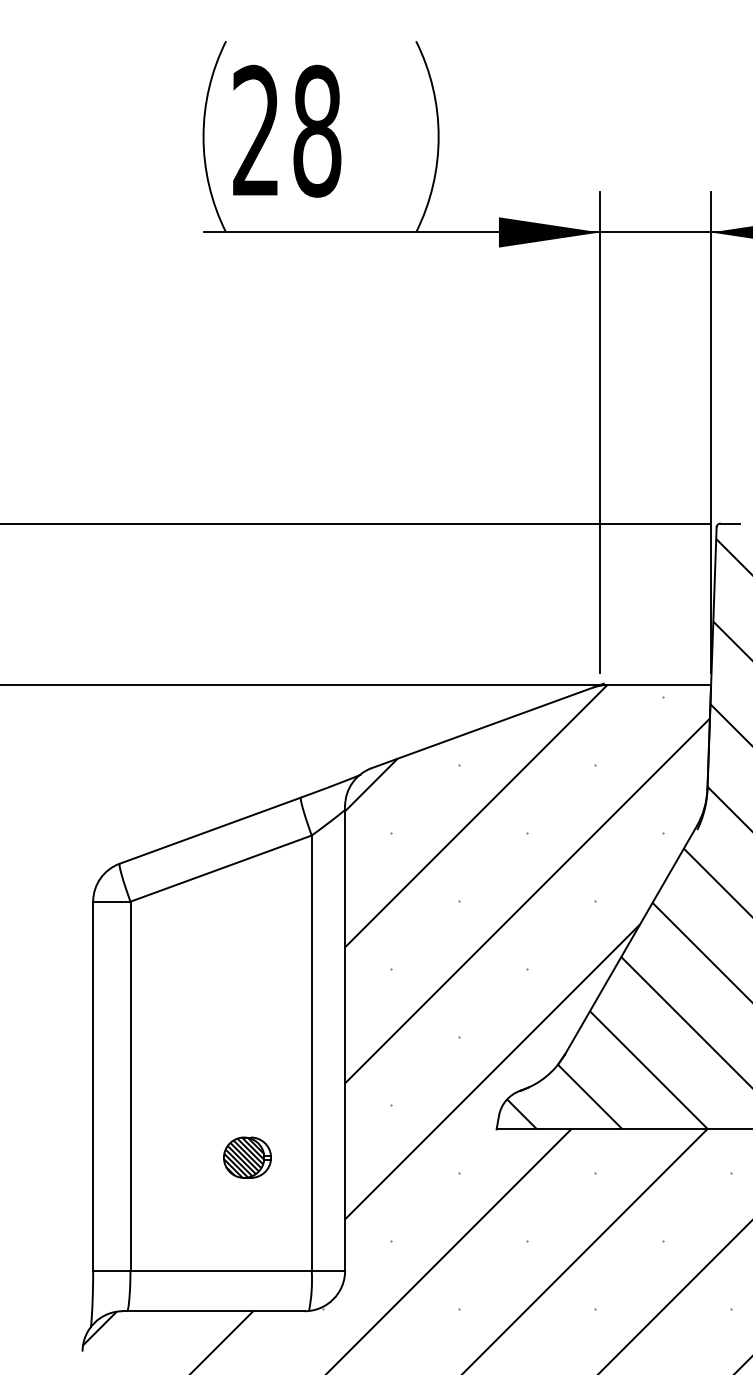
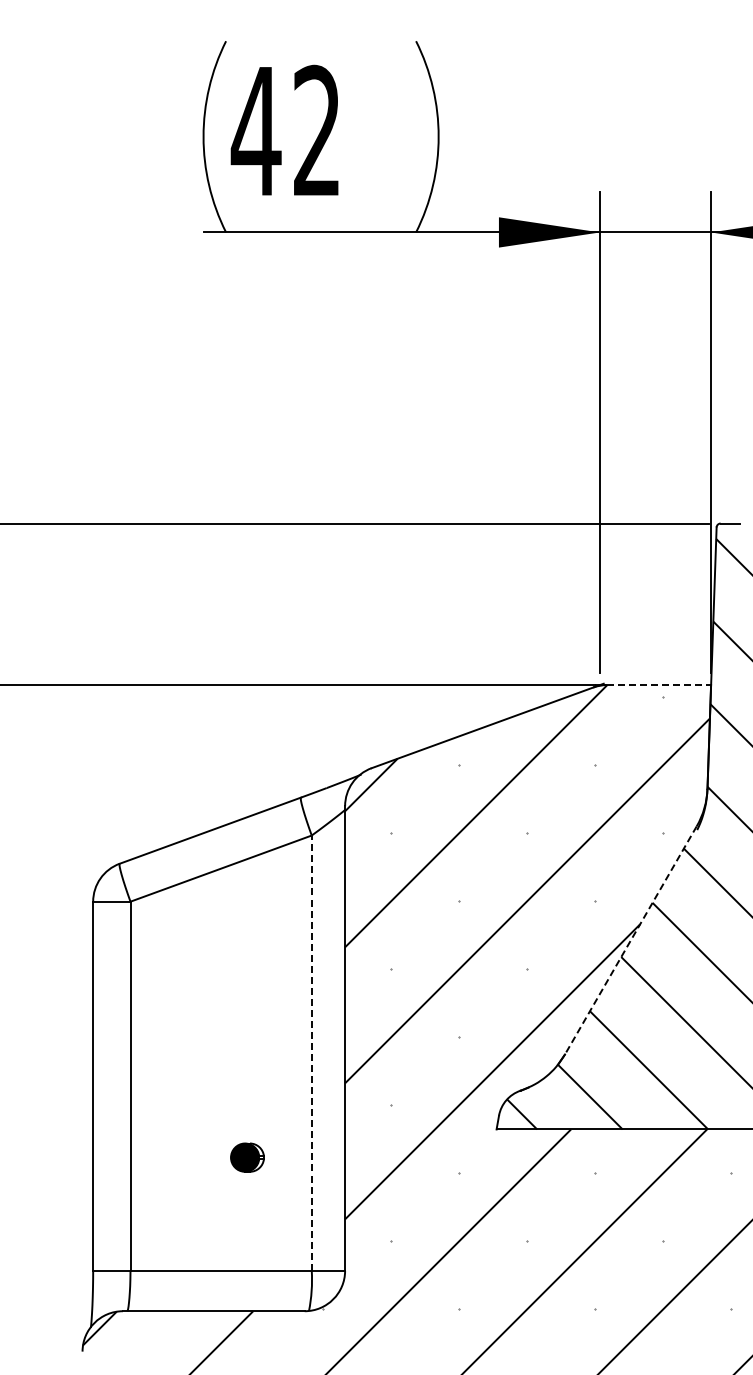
text: 28 -> 42 (285, 130)
line: solid -> dashed (659, 685)
line: solid -> dashed (630, 940)
line: solid -> dashed (311, 1053)
part size: 49x43 px -> 35x31 px (247, 1157)
